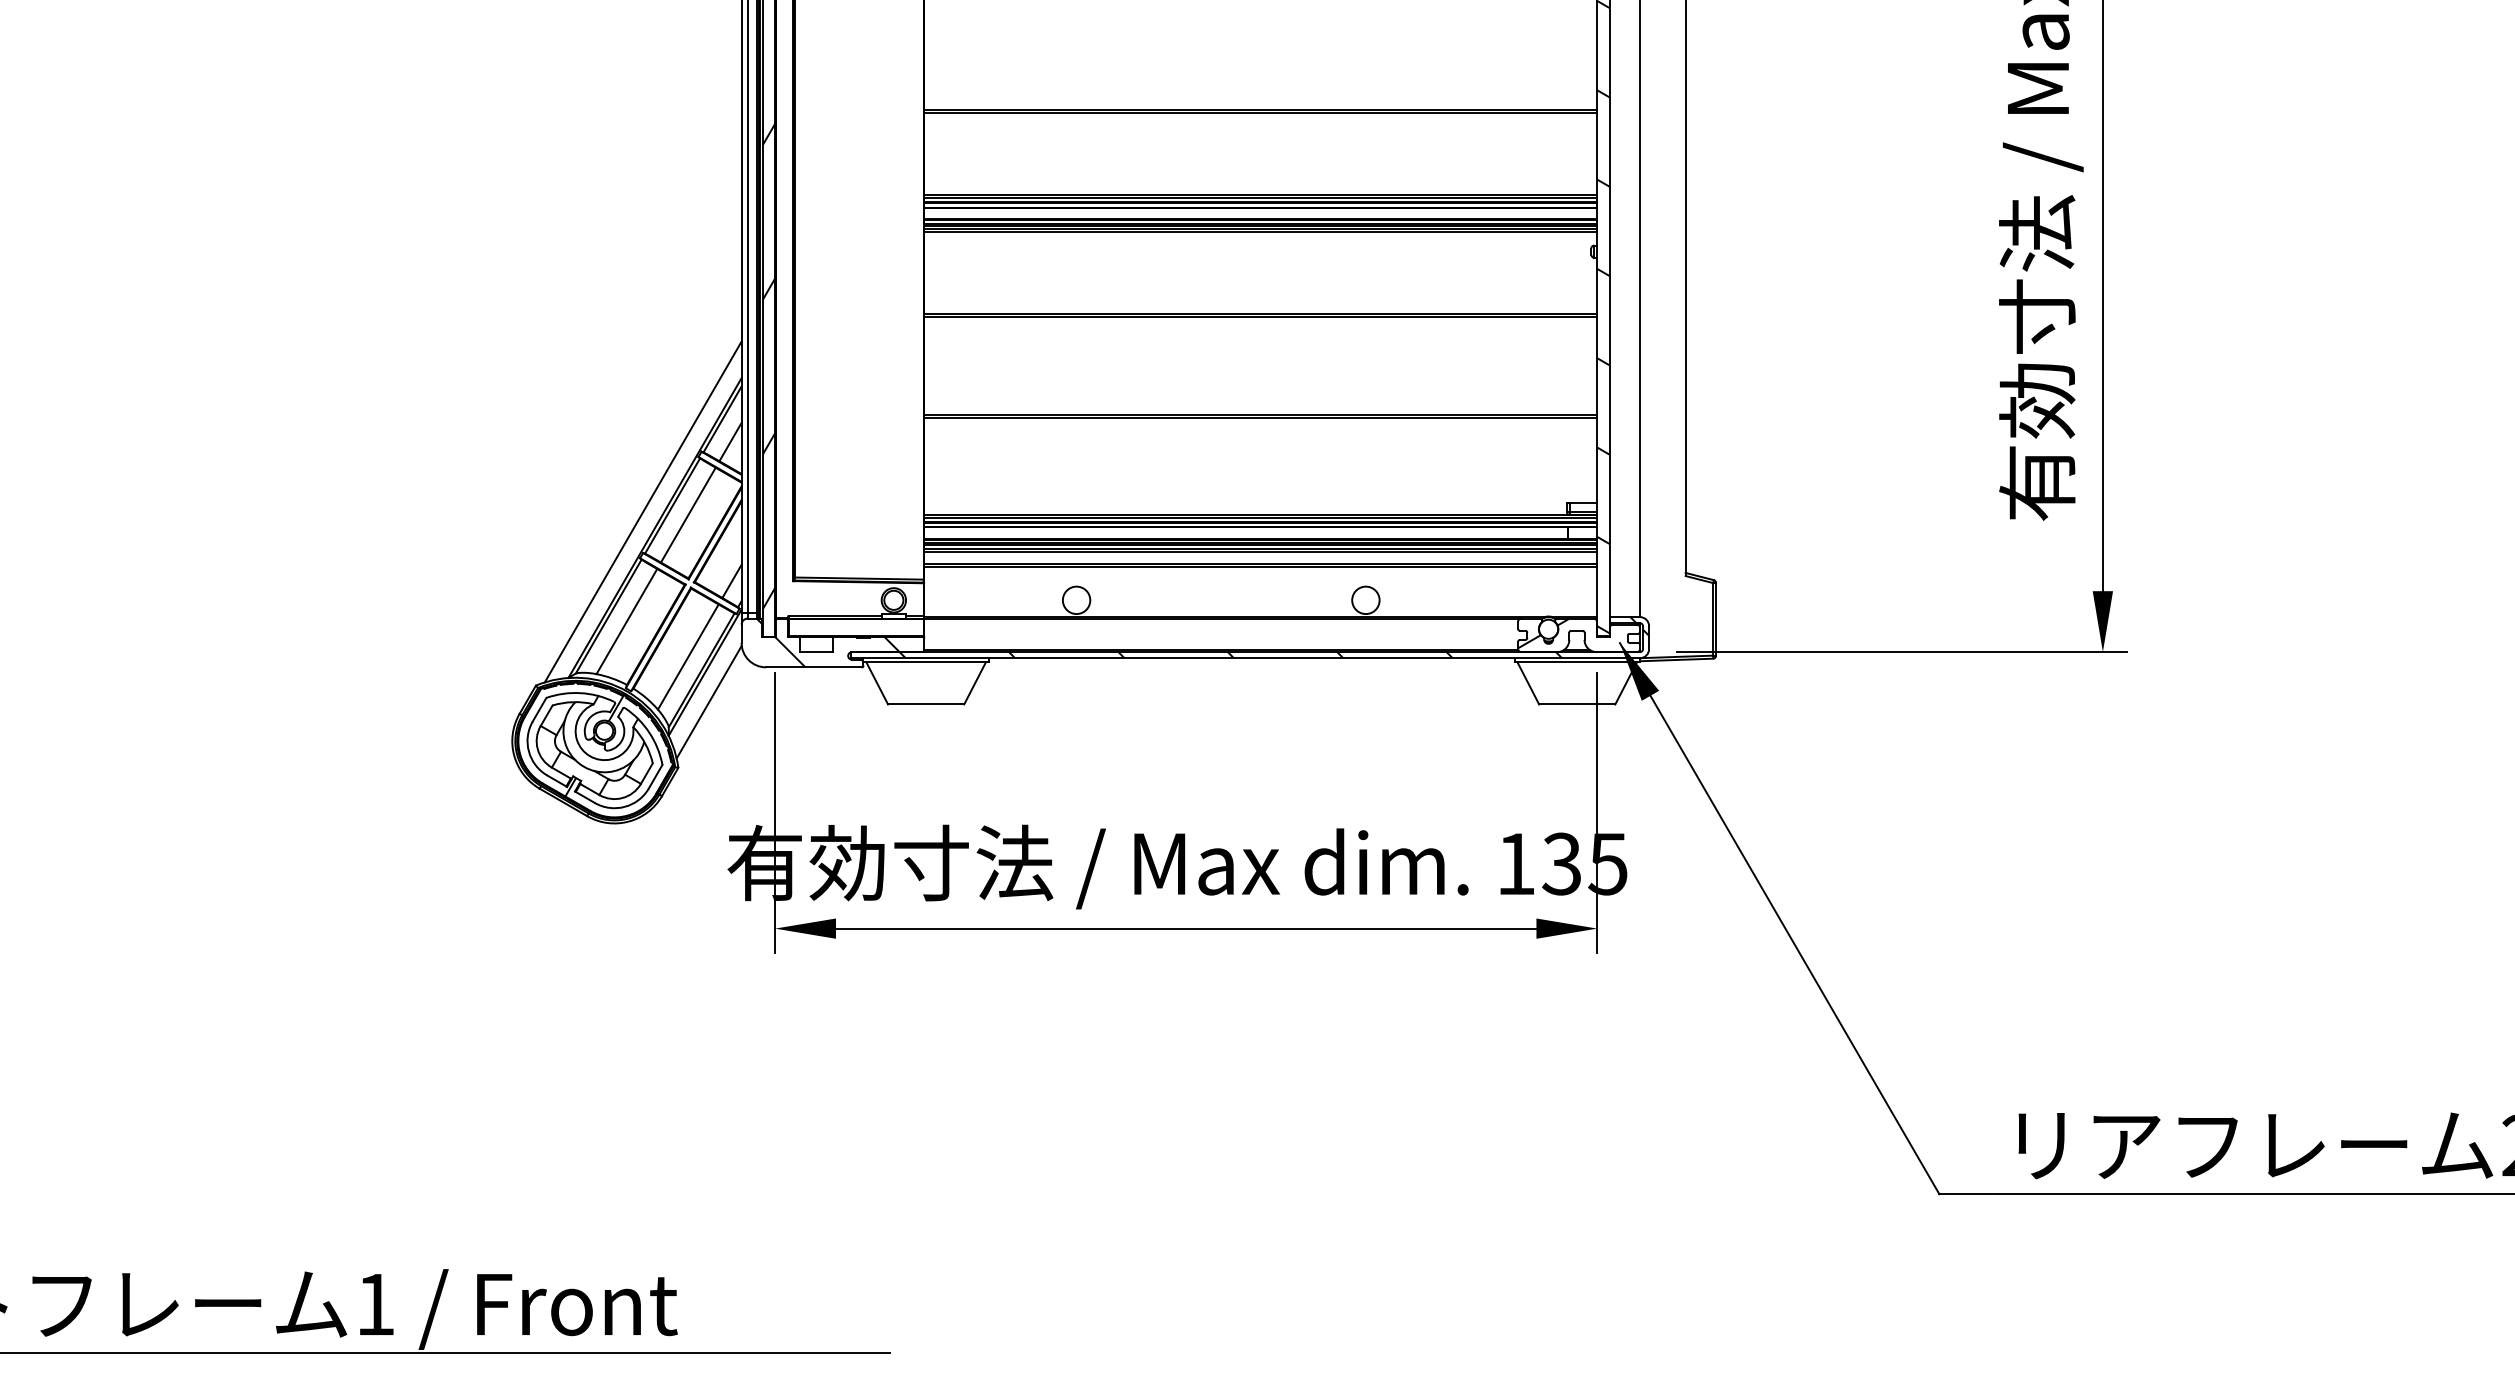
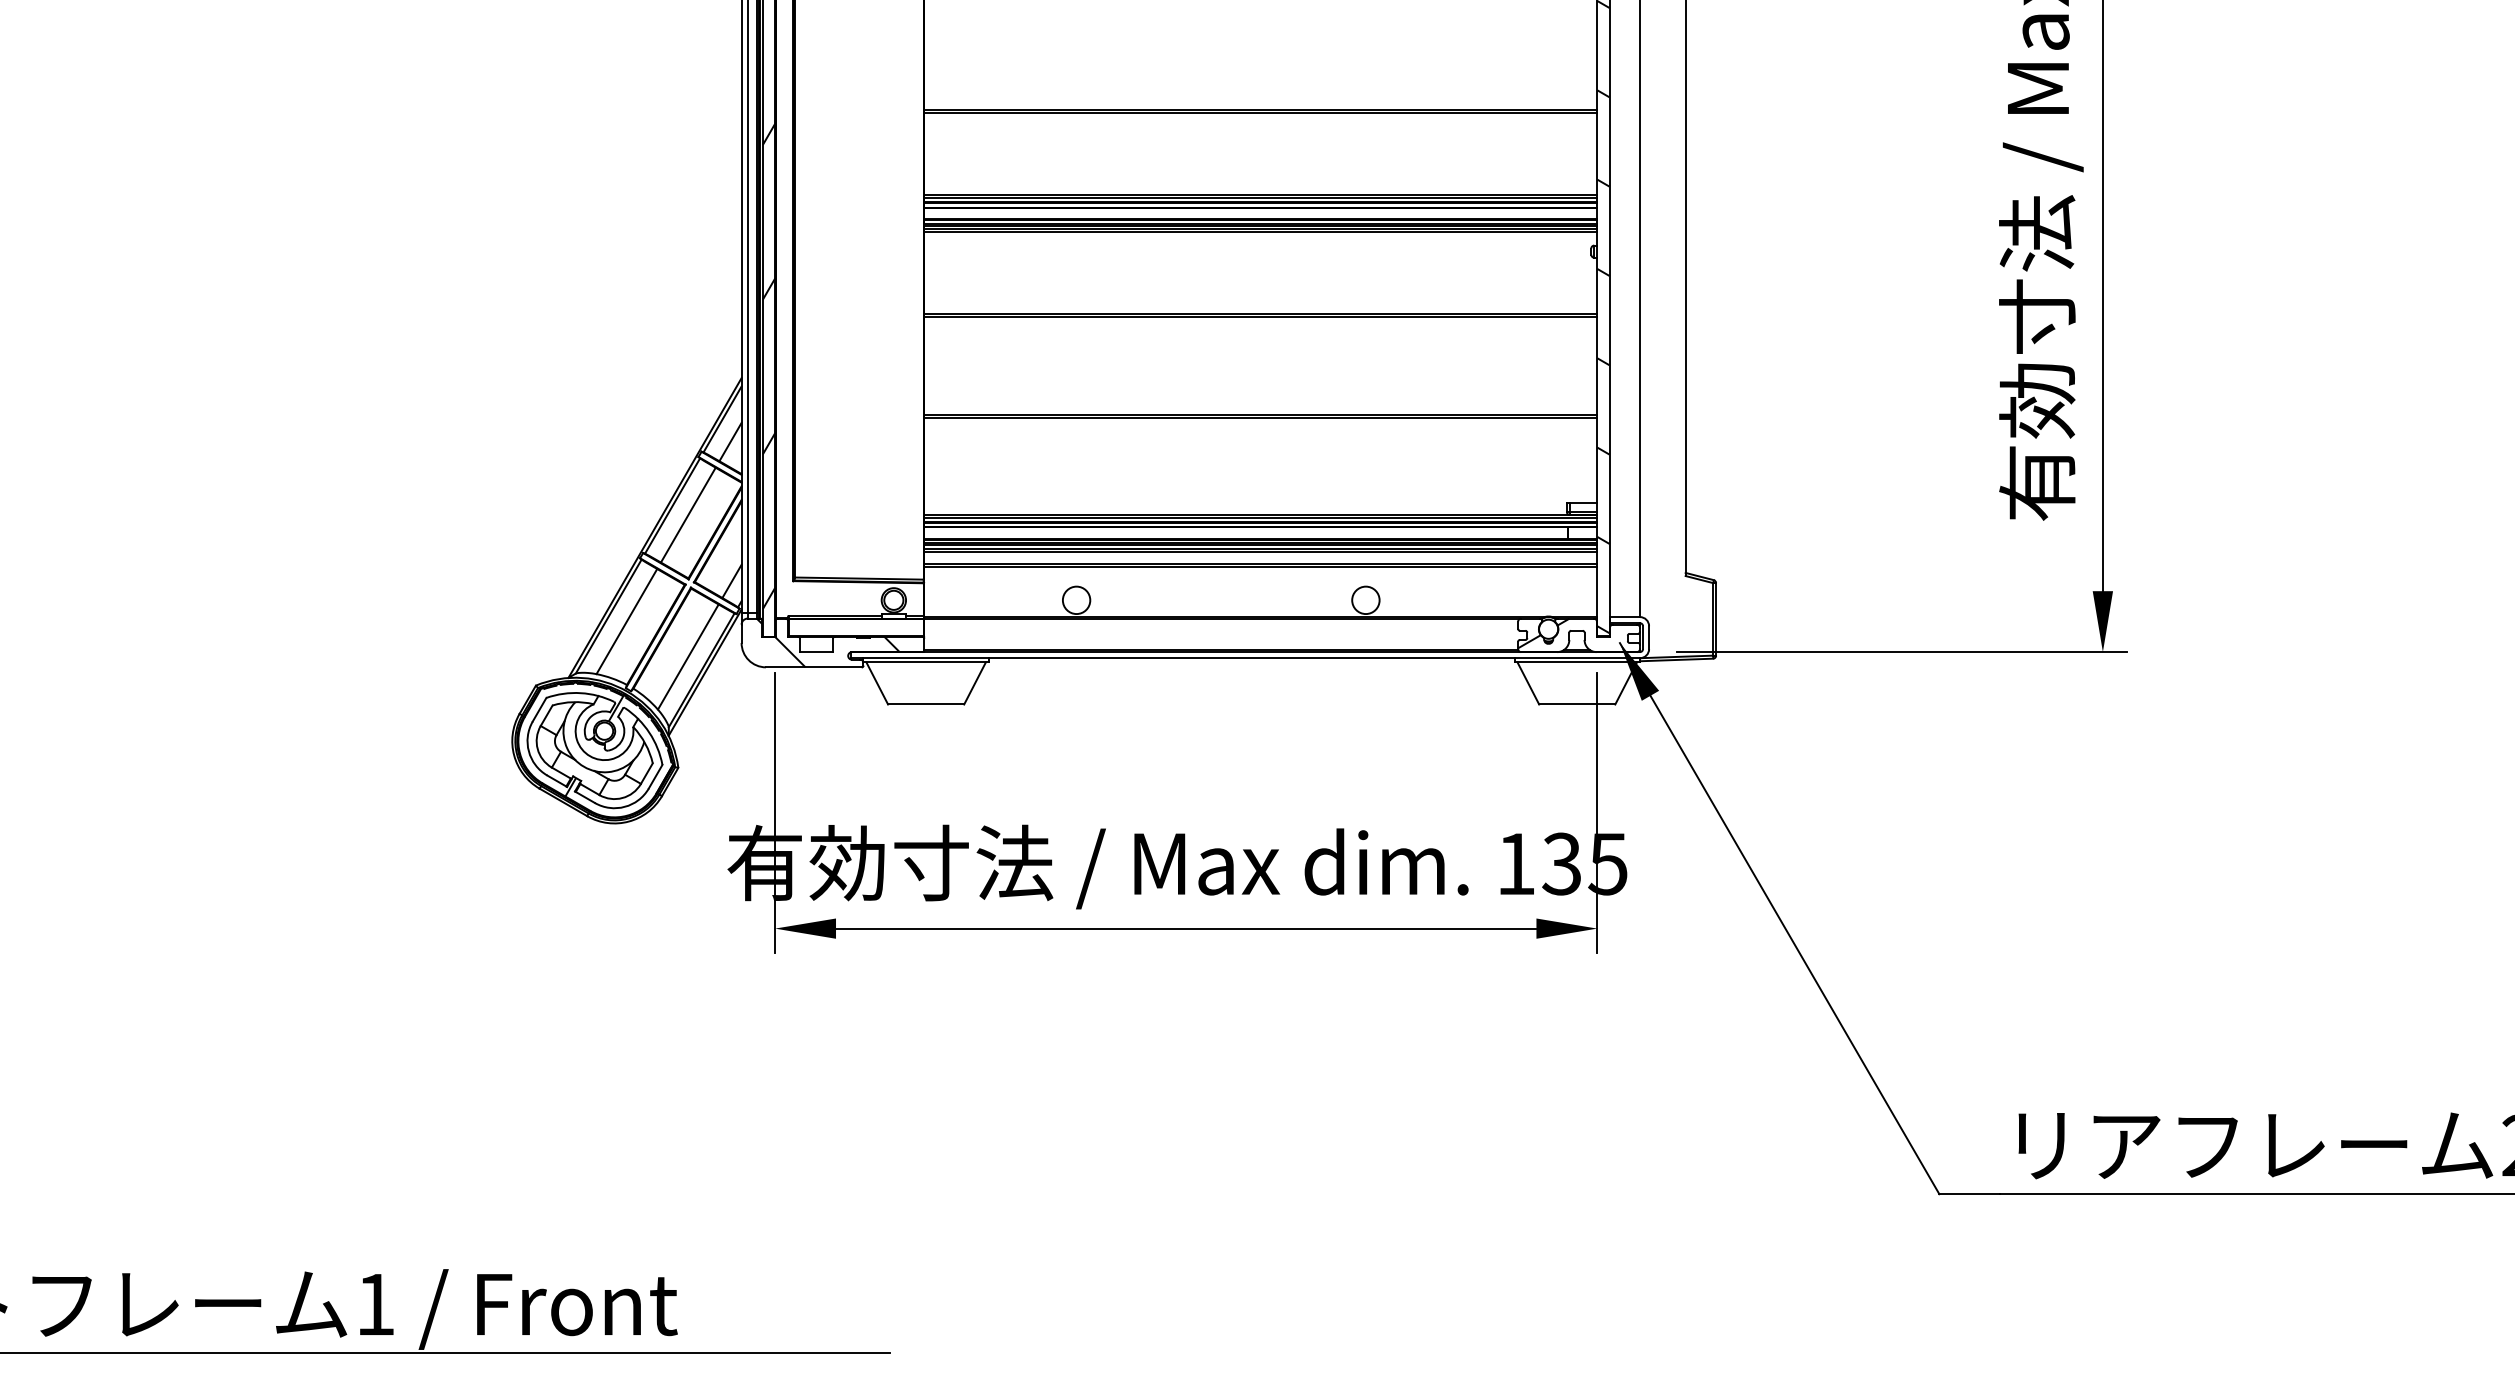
line: present -> none (642, 511)
hatch: present -> none (1274, 637)
line: present -> none (708, 701)
